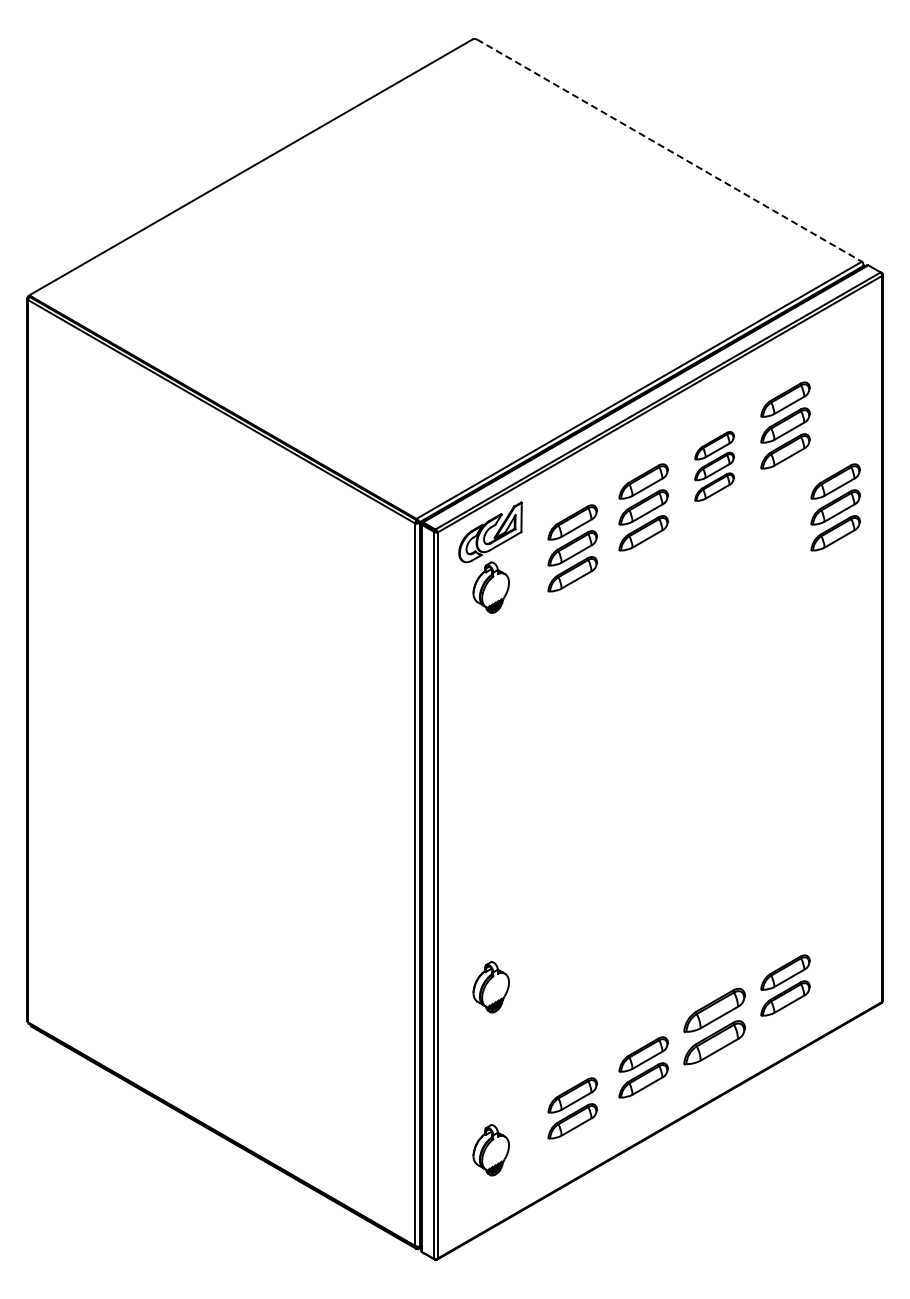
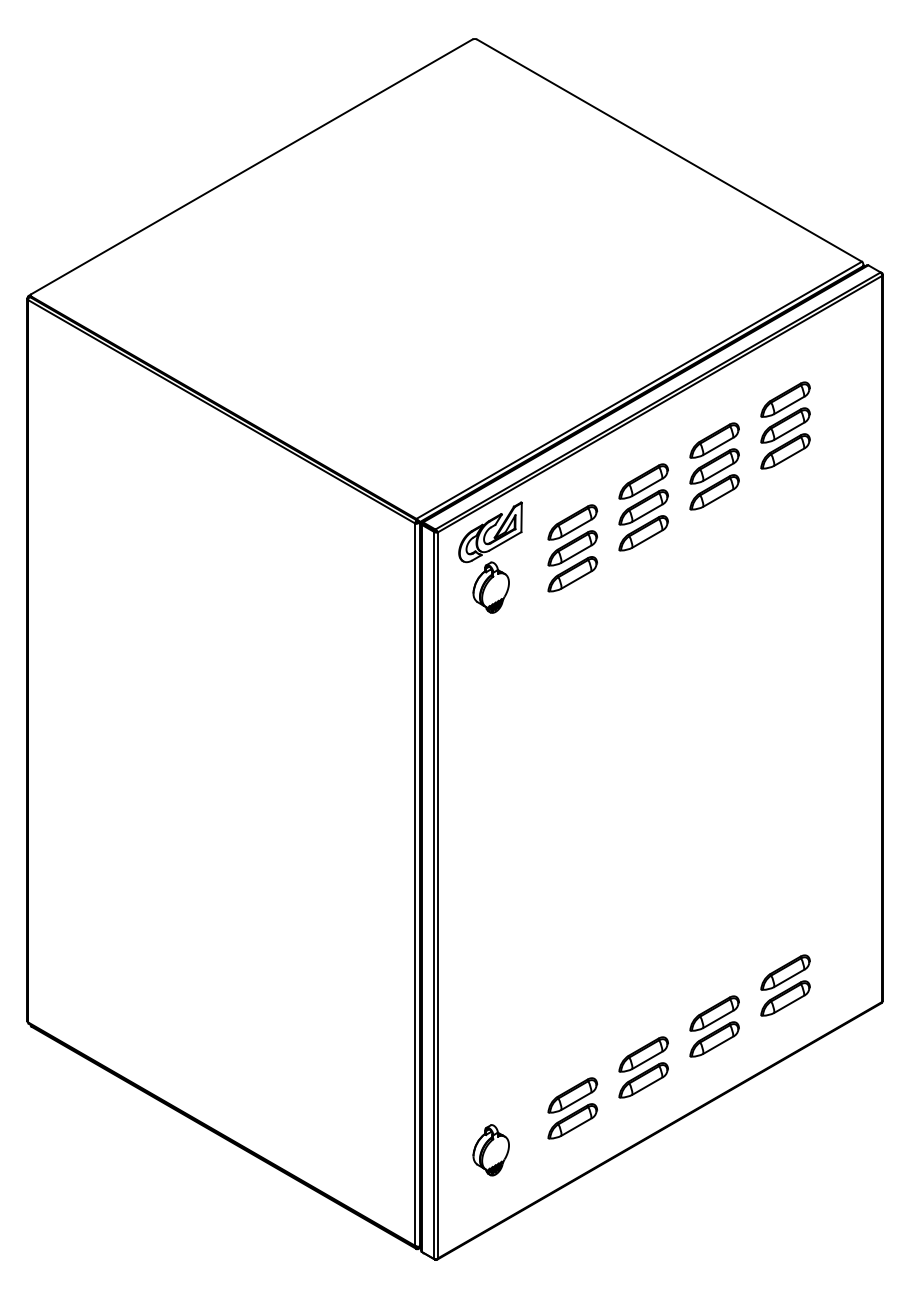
line: dashed -> solid (669, 150)
part size: 41x71 px -> 51x89 px (714, 466)
part: present -> none (835, 507)
part: present -> none (490, 987)
part size: 64x79 px -> 51x63 px (714, 1026)
